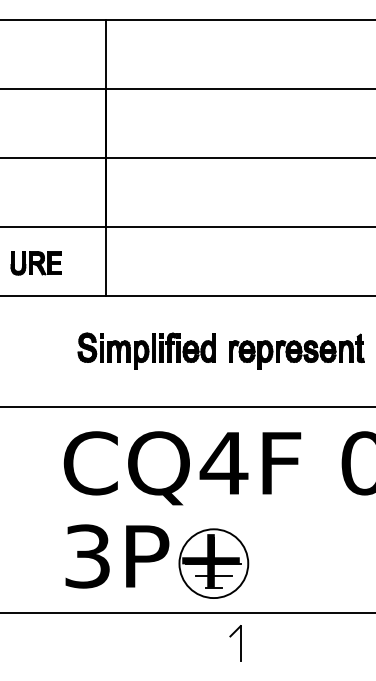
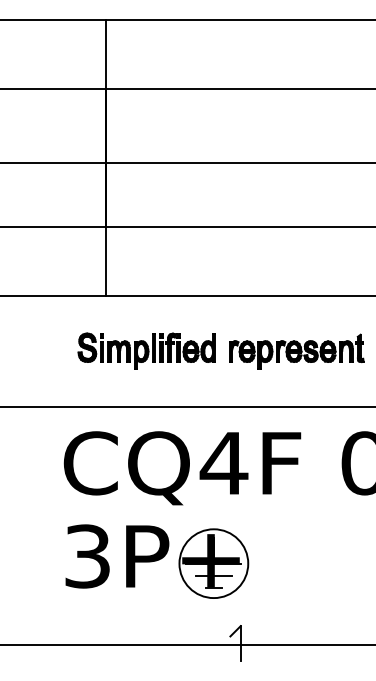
line position: (187, 158) -> (187, 163) (187, 163)
part: present -> none (35, 263)
line position: (187, 613) -> (187, 645) (187, 645)
